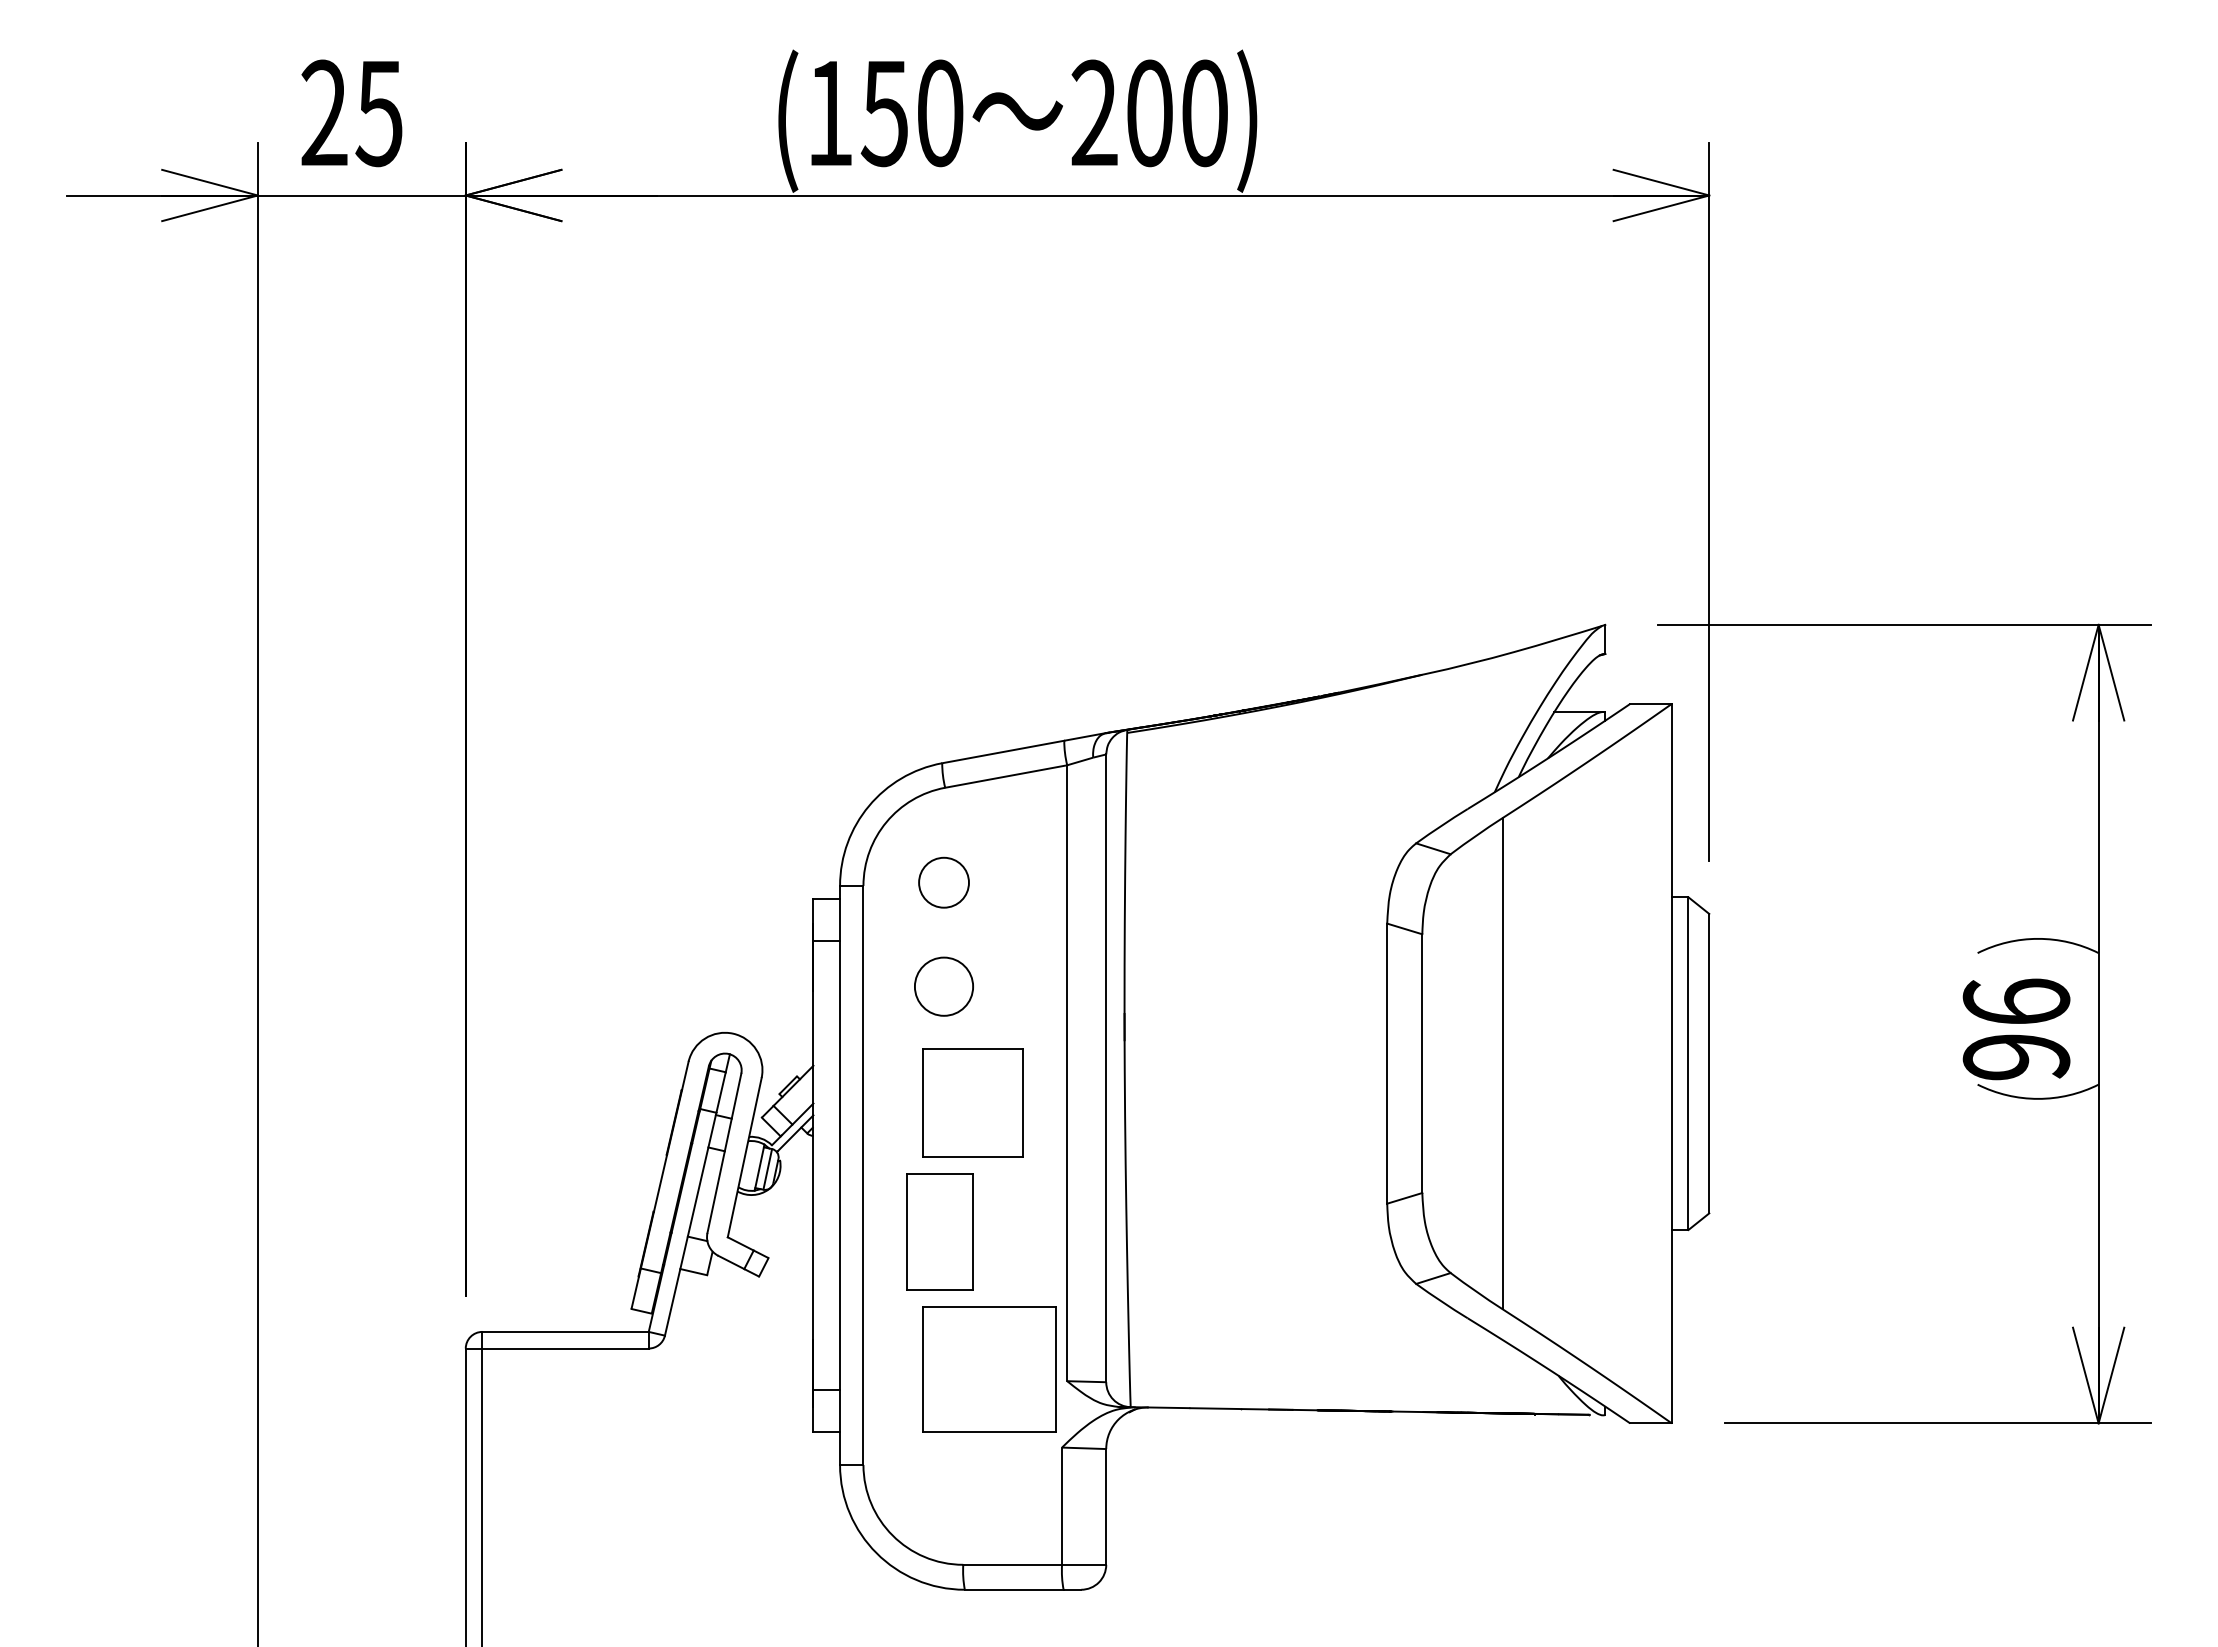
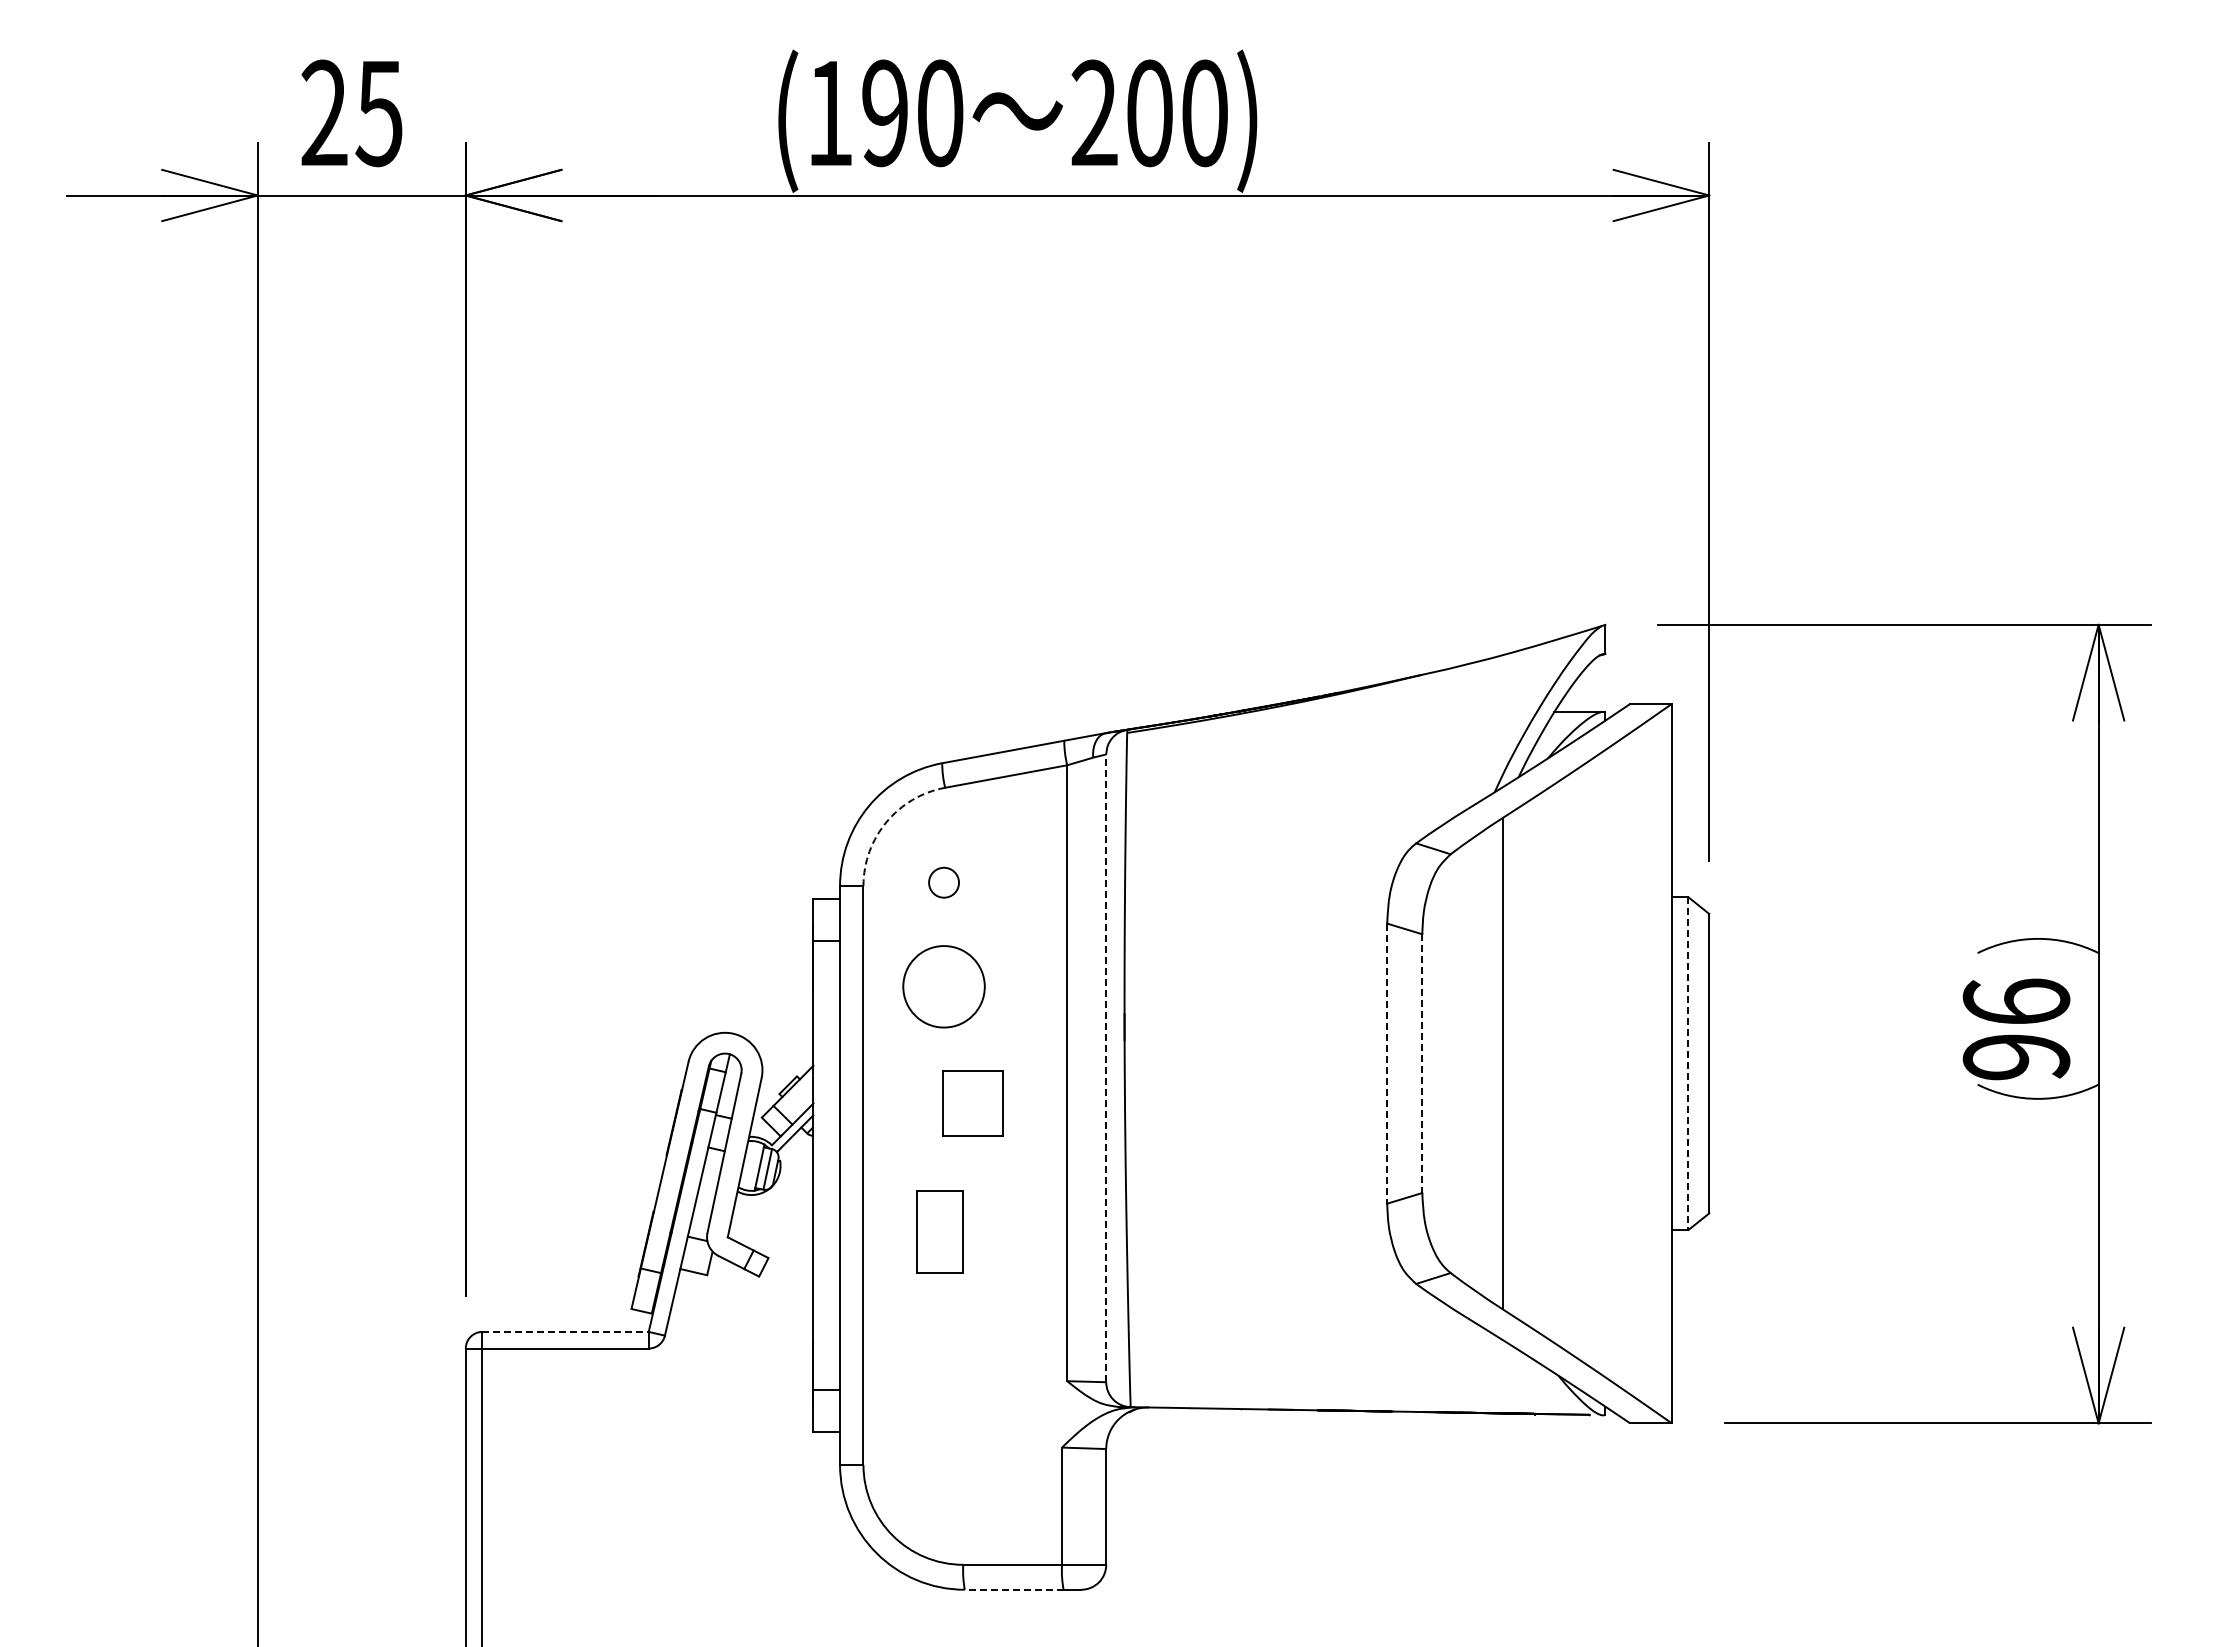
text: (150 -> (190 (883, 113)
arc: solid -> dashed (886, 822)
circle diameter: 50 px -> 30 px (944, 882)
circle size: 60x61 px -> 84x84 px (943, 986)
line: solid -> dashed (1387, 1064)
line: solid -> dashed (1422, 1064)
line: solid -> dashed (1688, 1064)
line: solid -> dashed (1106, 1068)
part size: 102x110 px -> 62x67 px (972, 1103)
part size: 68x118 px -> 48x84 px (939, 1231)
line: solid -> dashed (566, 1331)
part: present -> none (989, 1369)
line: solid -> dashed (1013, 1589)
